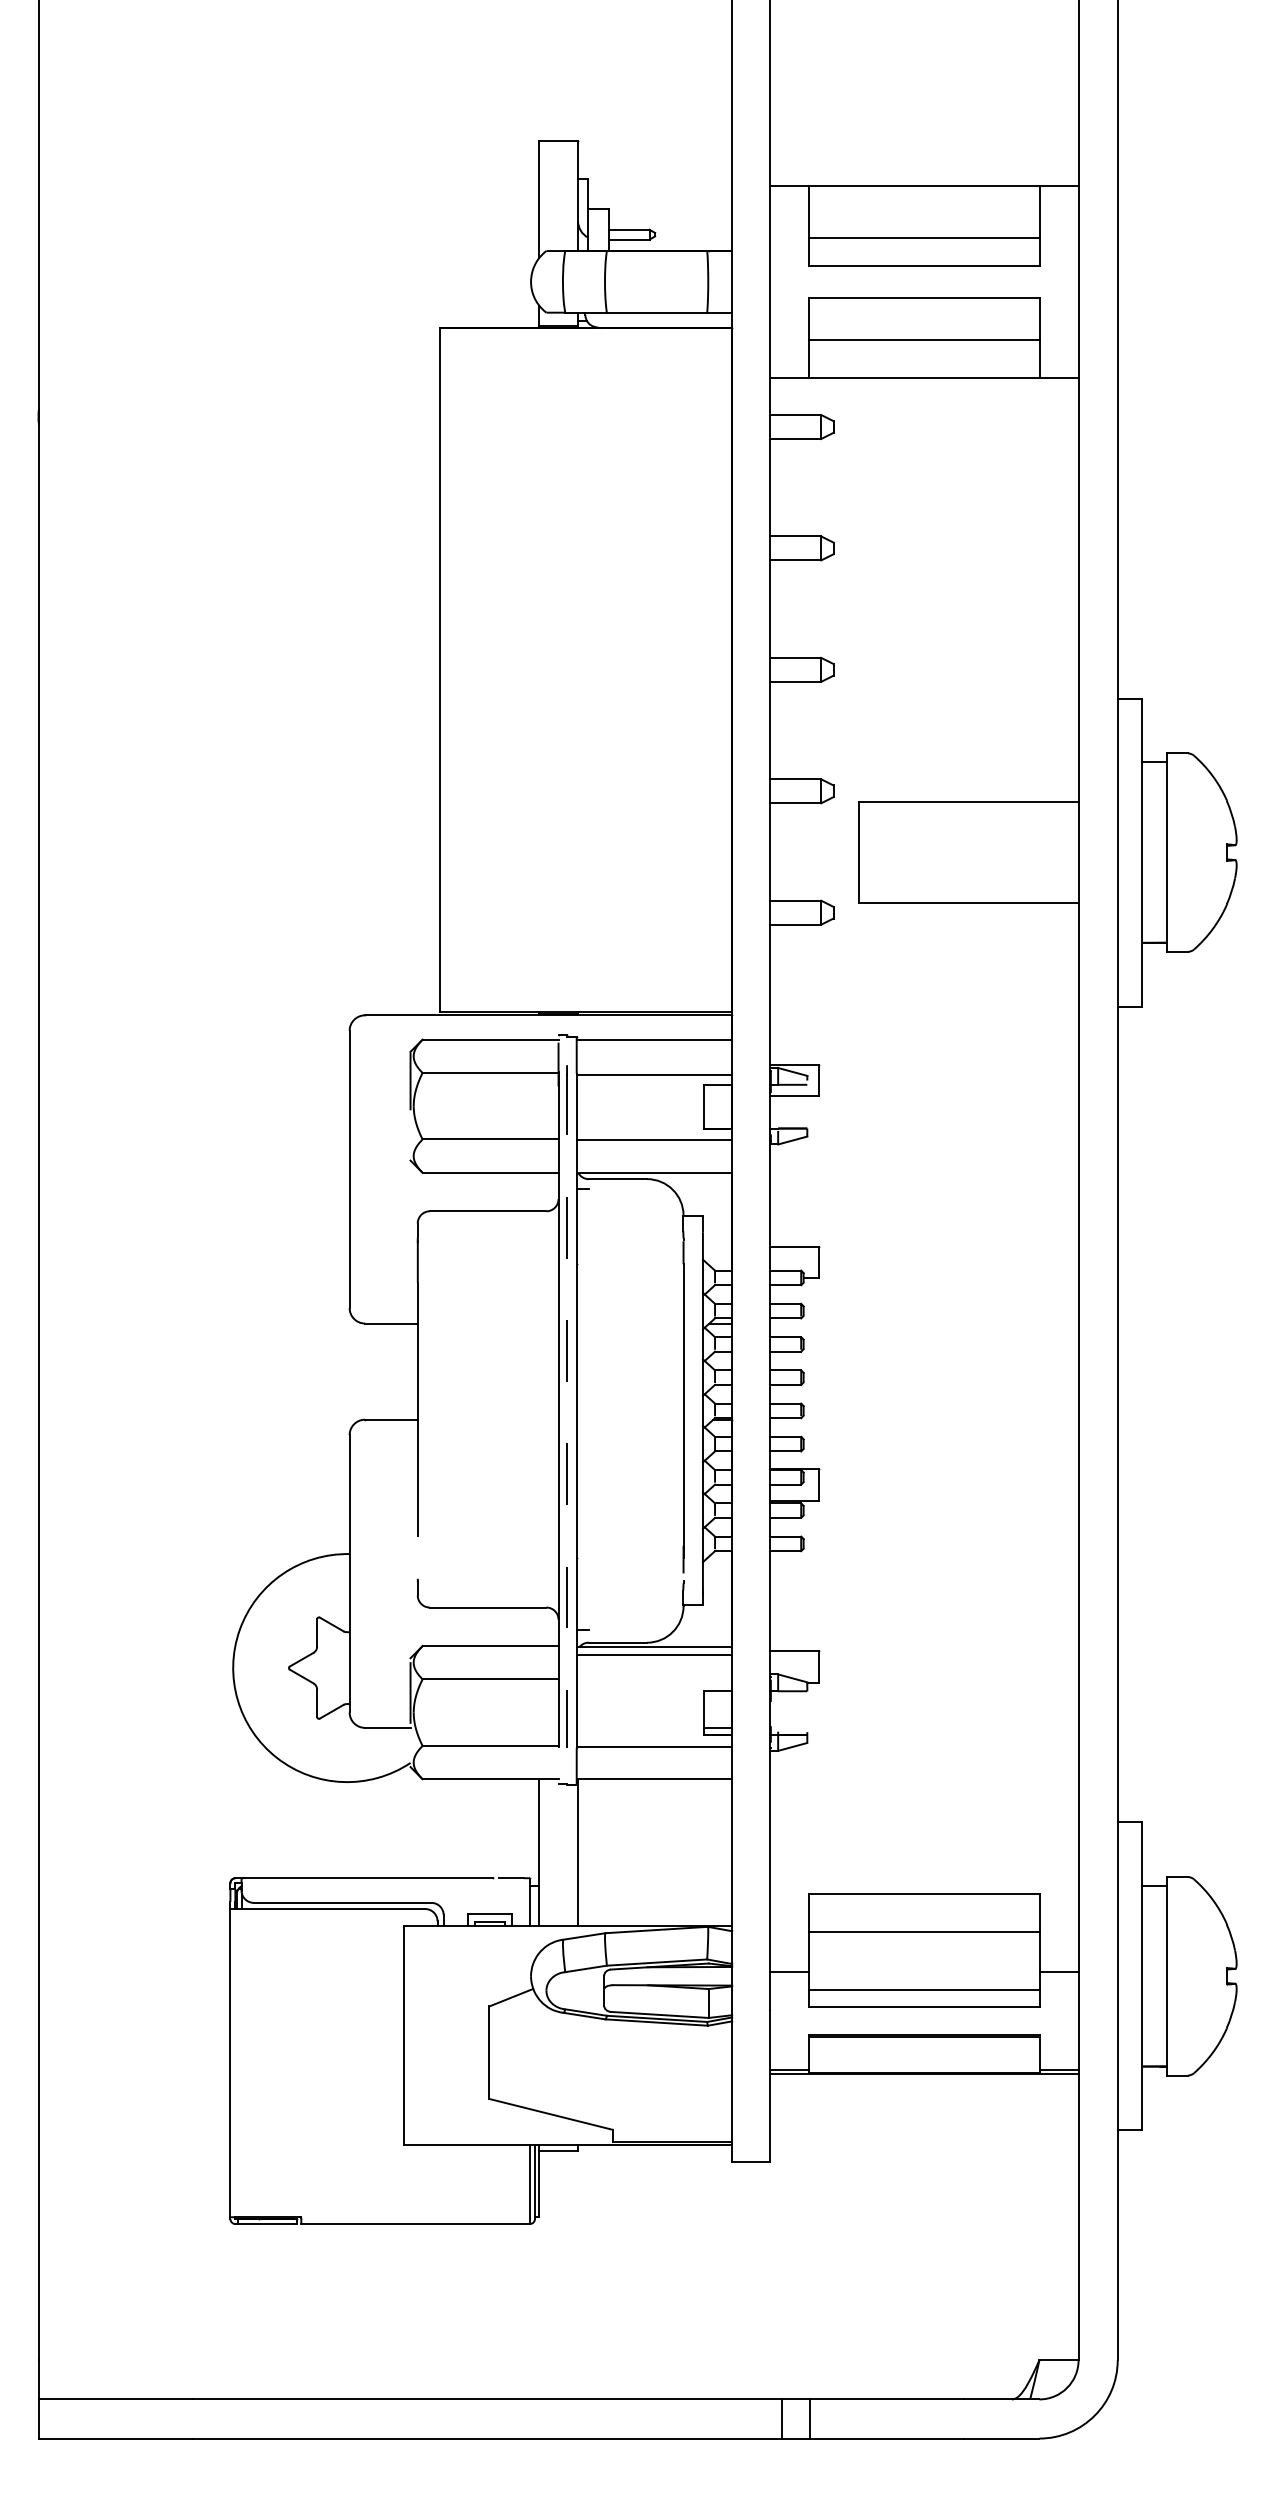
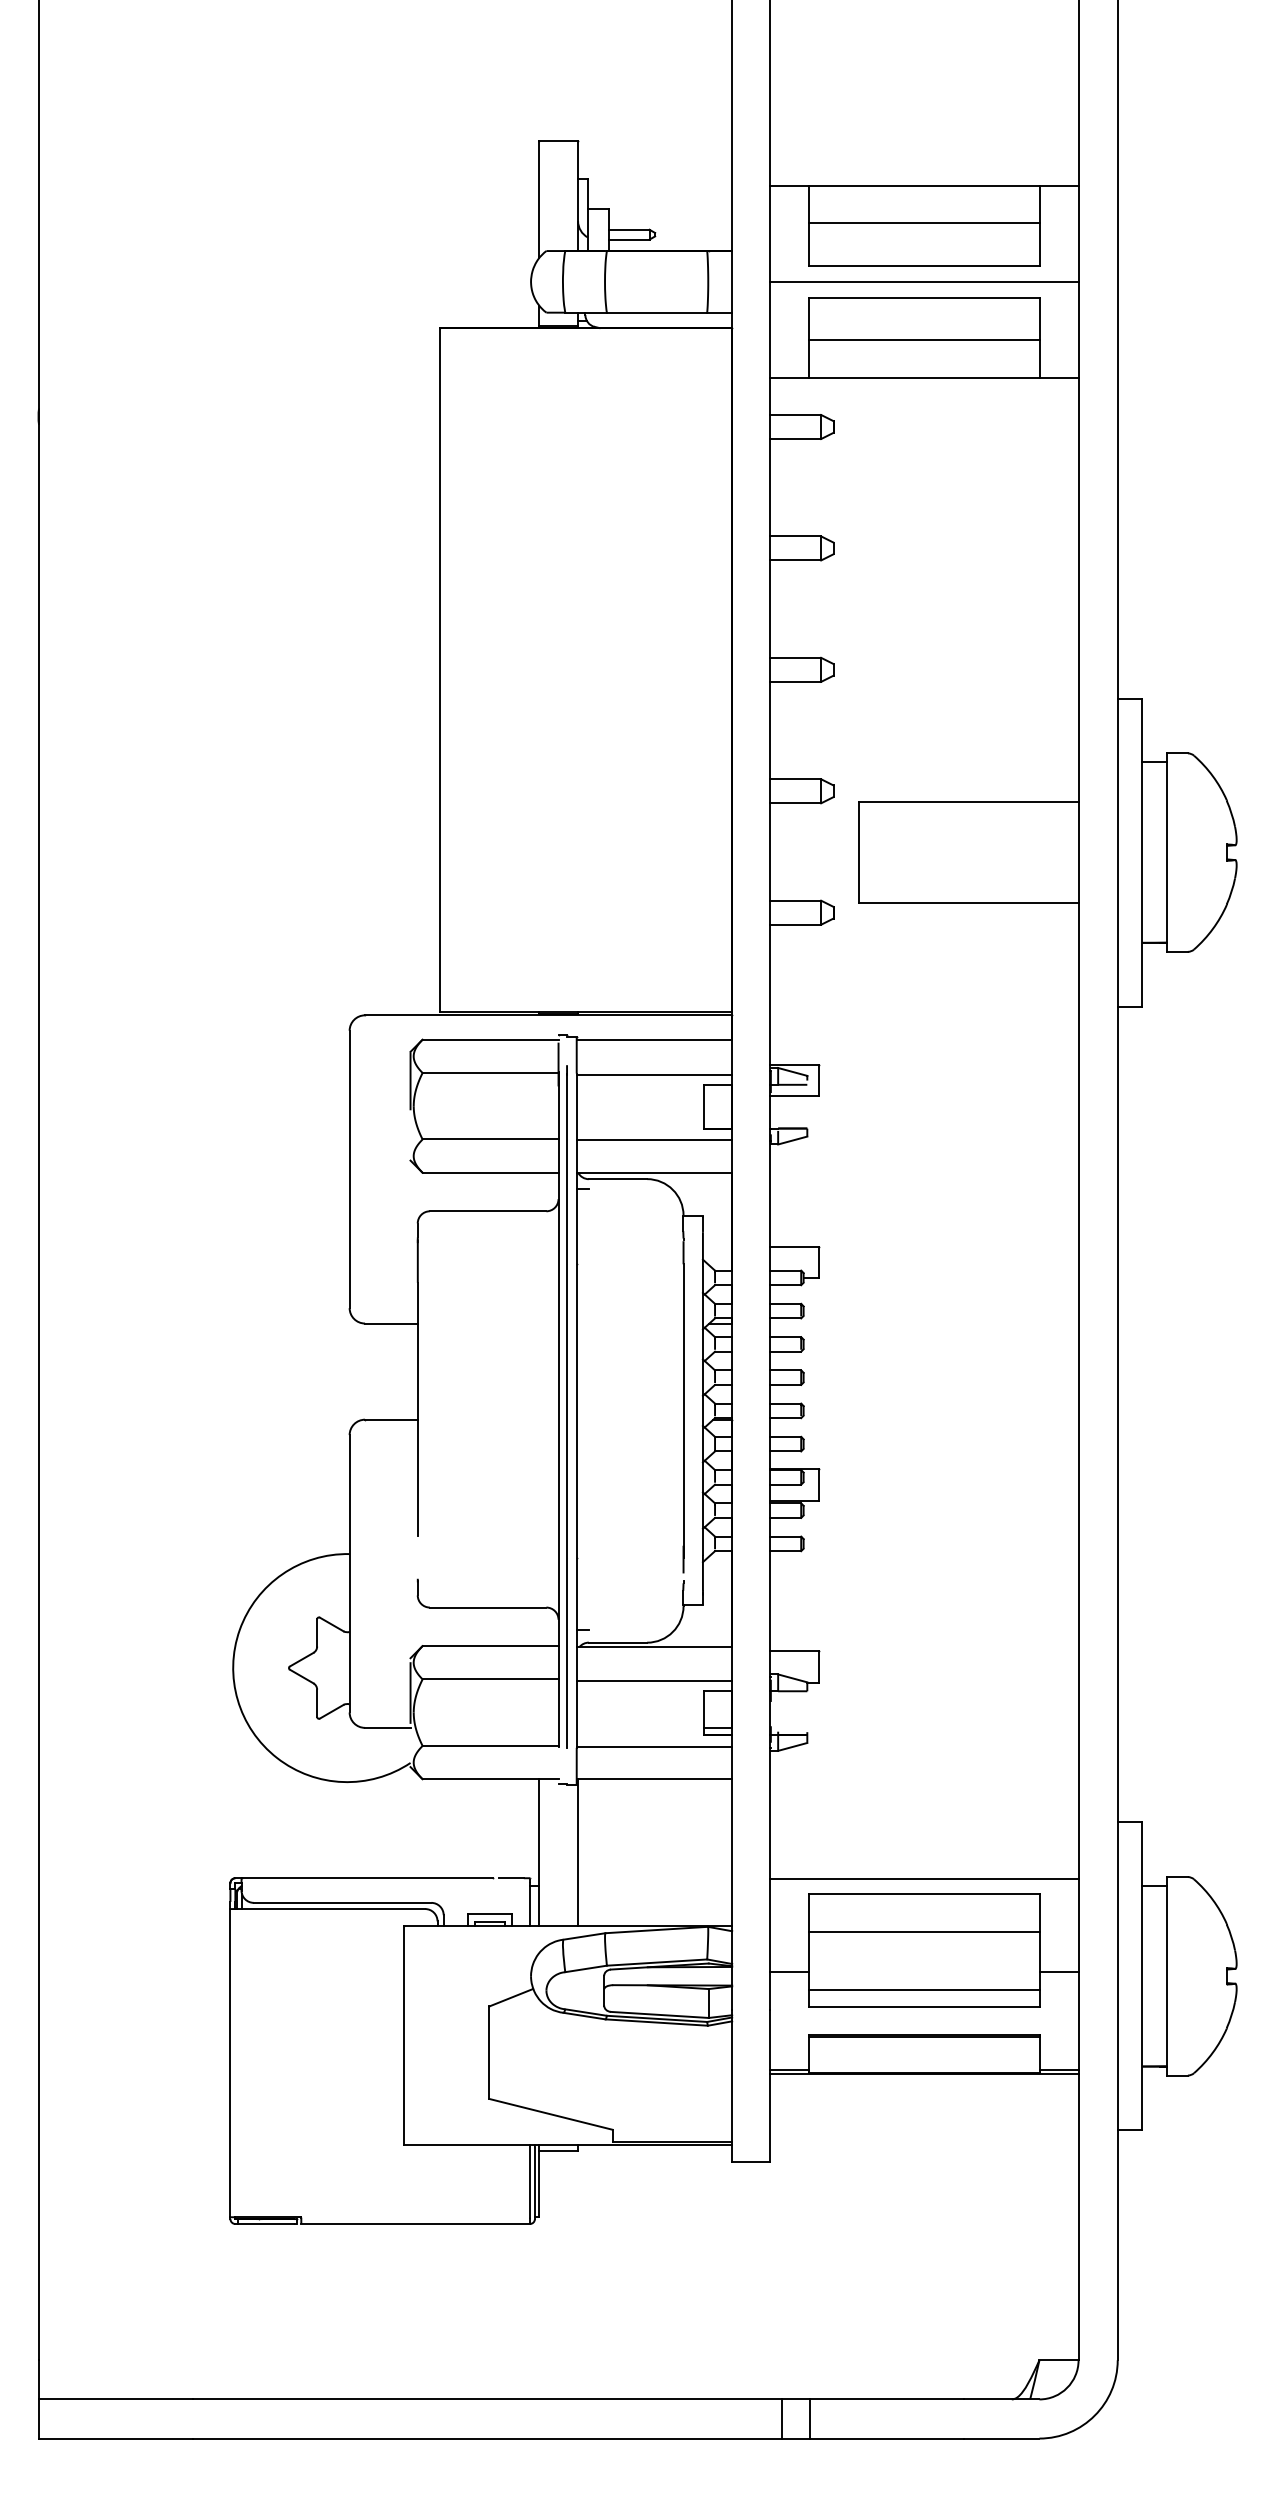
line position: (924, 238) -> (924, 223) (924, 223)
line: none -> present (924, 281)
line: dashed -> solid (567, 1411)
line position: (654, 1655) -> (654, 1681) (654, 1681)
line: none -> present (924, 1878)
